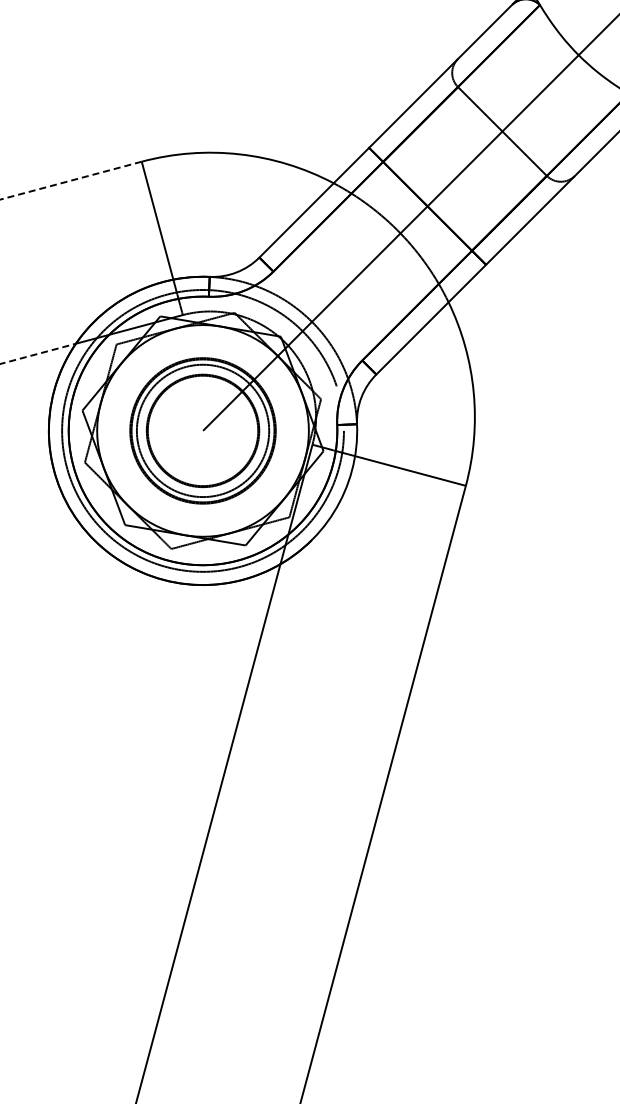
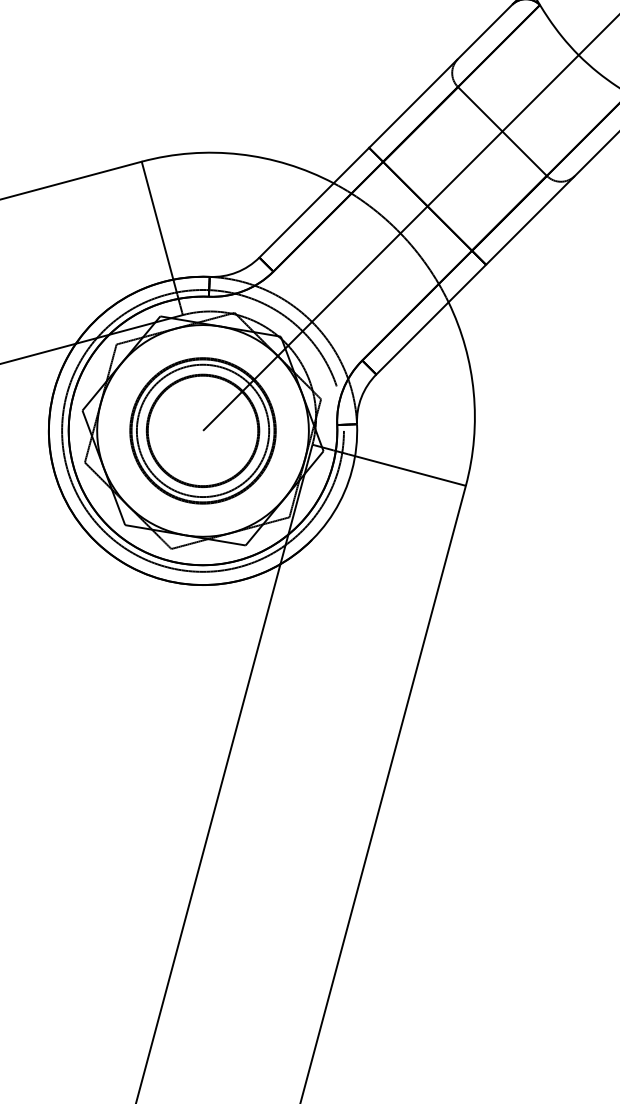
line: dashed -> solid (71, 180)
line: dashed -> solid (38, 353)
